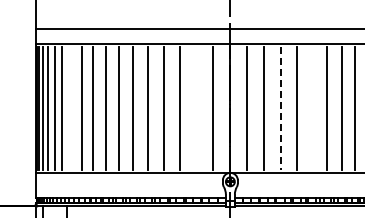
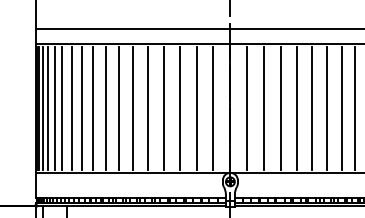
line: none -> present (71, 108)
line: none -> present (196, 108)
line: none -> present (312, 108)
line: dashed -> solid (280, 109)
